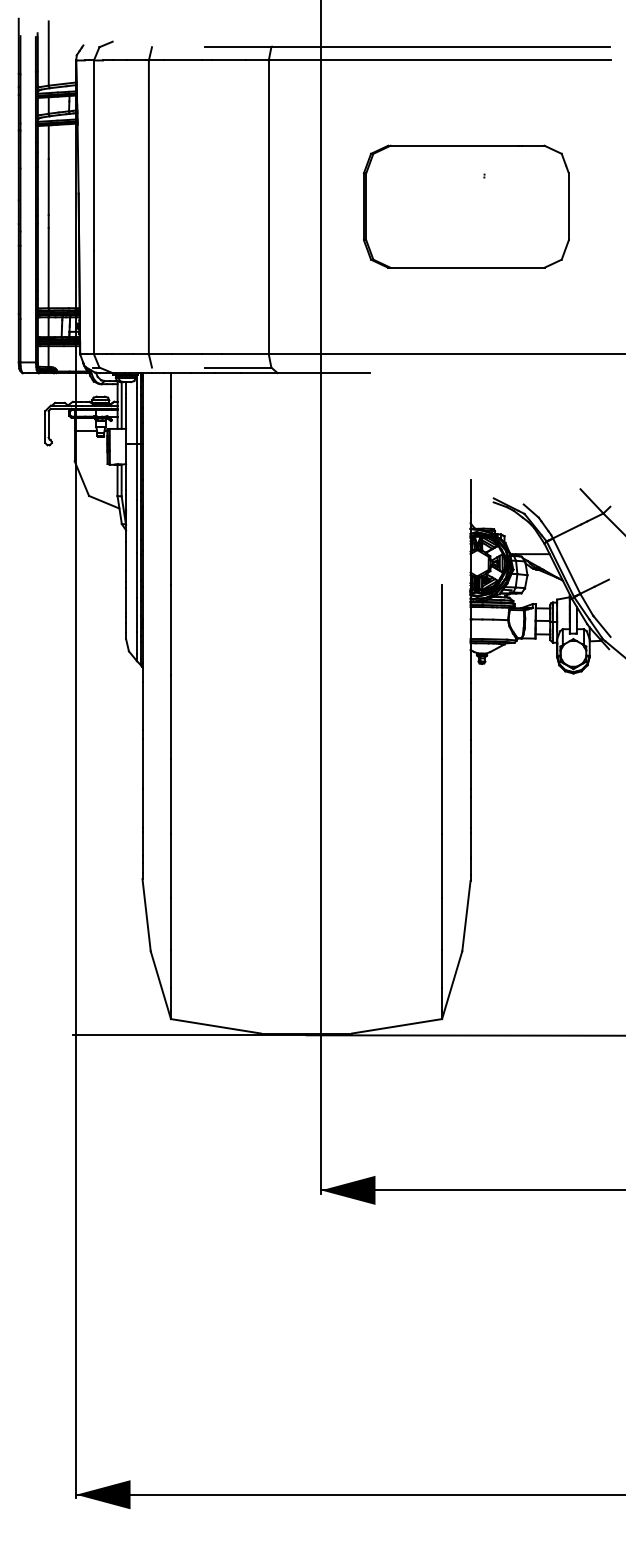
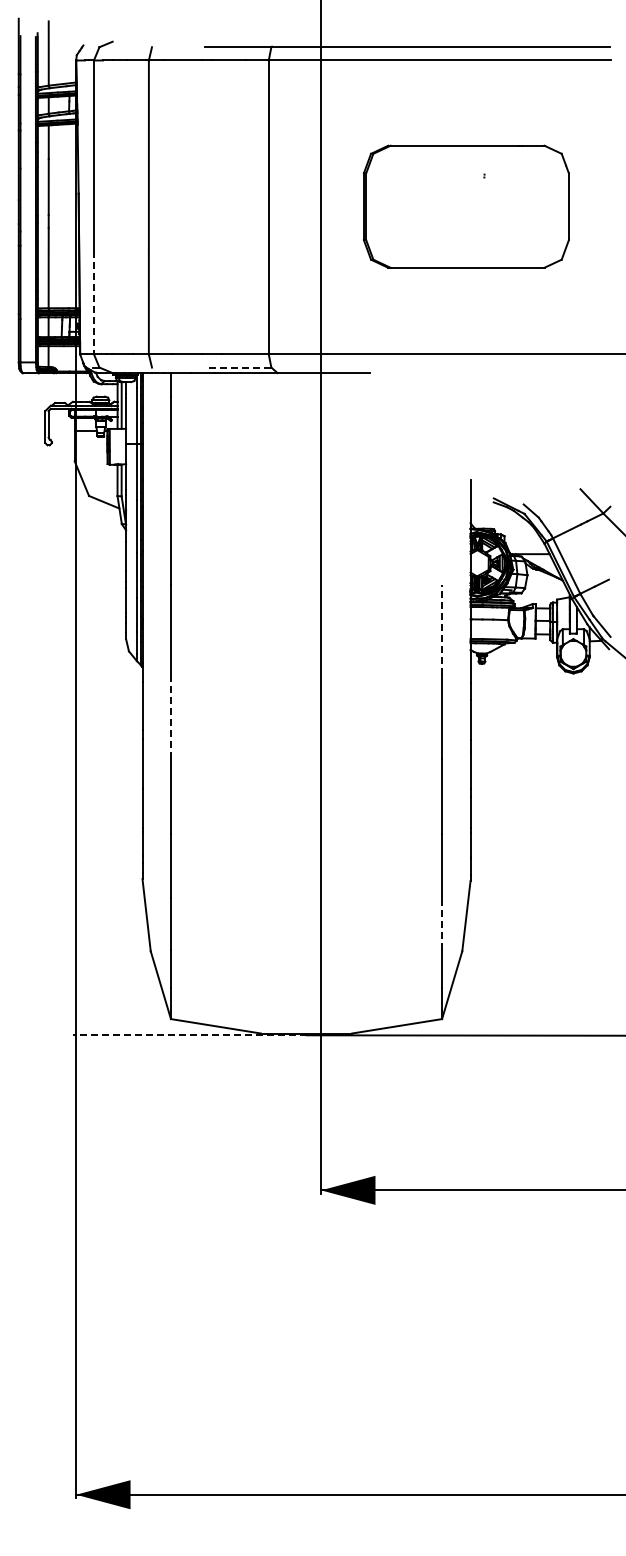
line: solid -> dashed (93, 302)
line: solid -> dashed (237, 367)
line: solid -> dashed (442, 630)
line: solid -> dashed (170, 716)
line: solid -> dashed (442, 923)
line: solid -> dashed (189, 1035)
